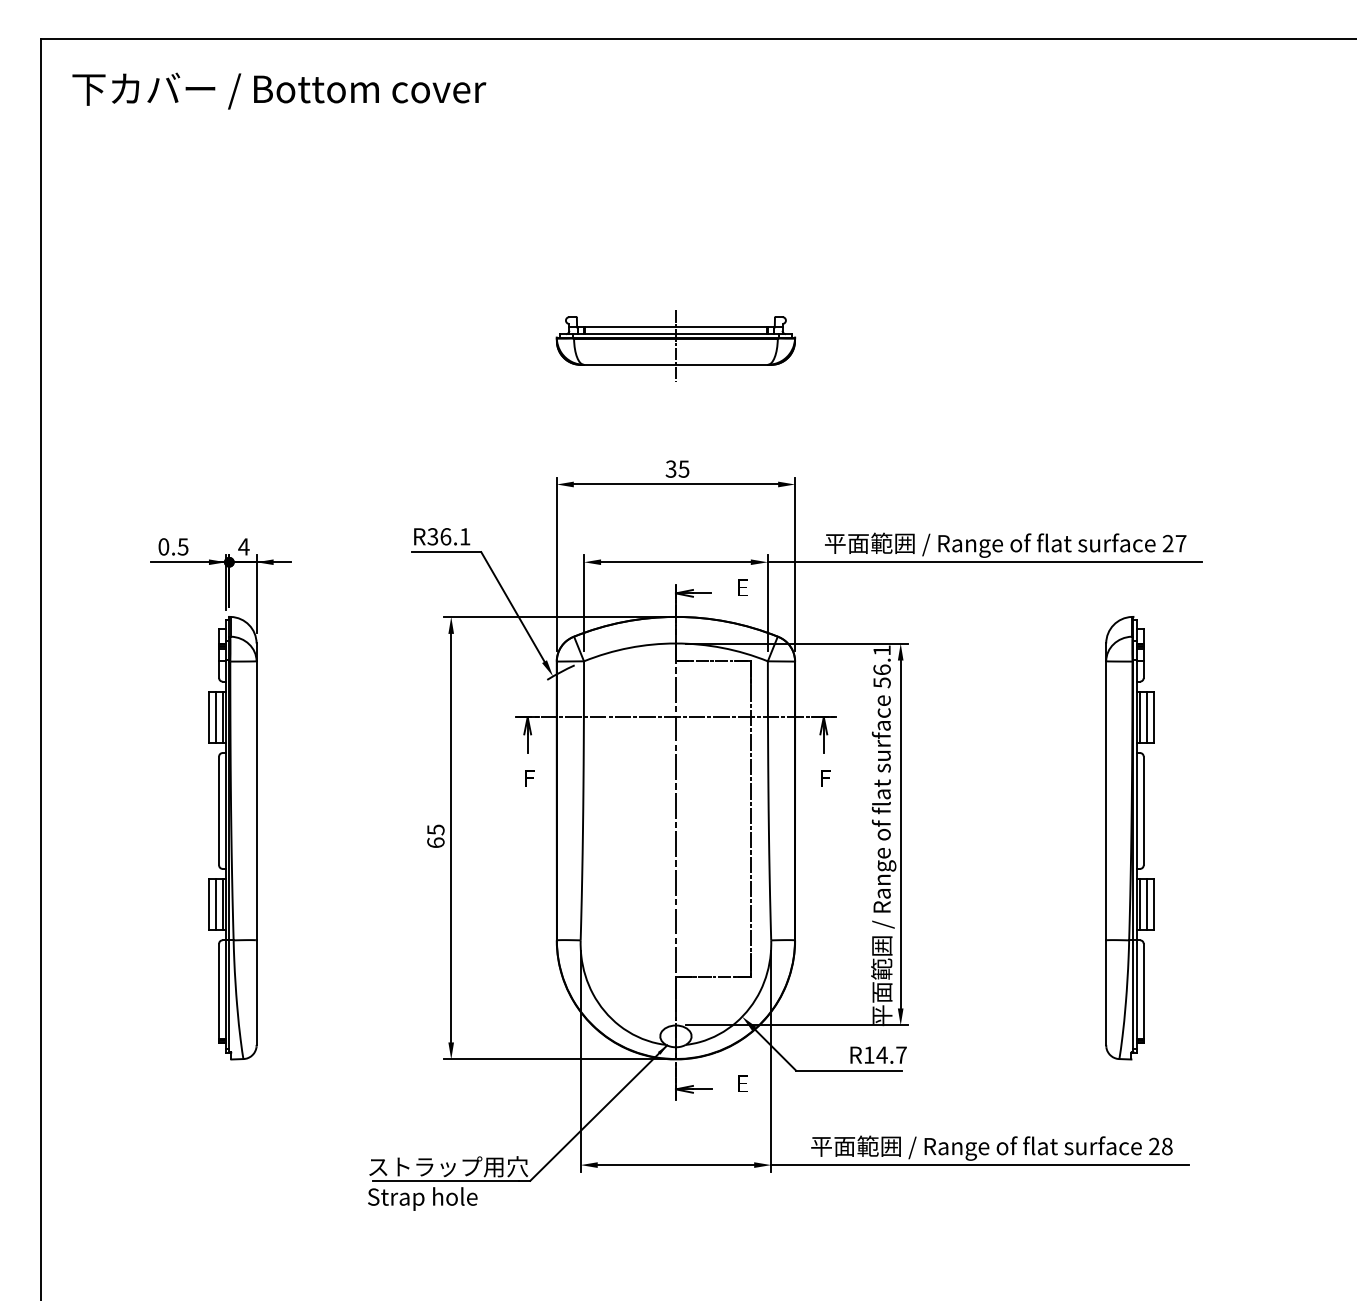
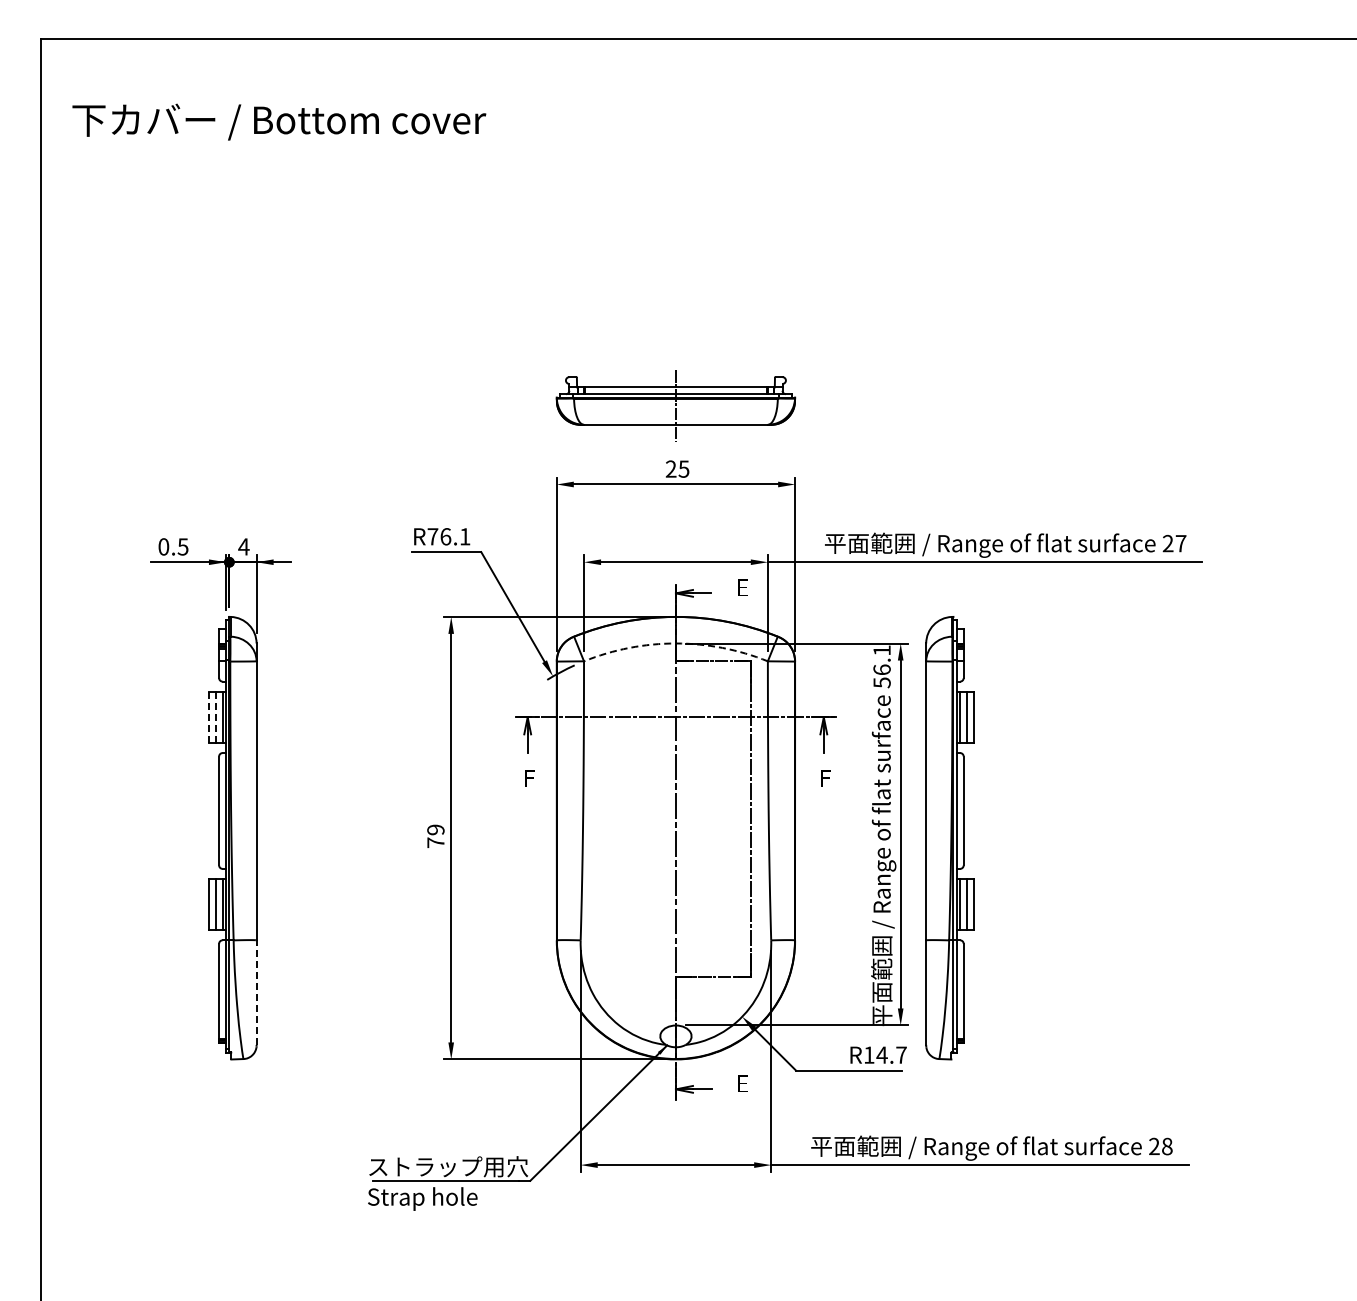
text position: (279, 90) -> (279, 121) (279, 121)
part position: (675, 345) -> (675, 405) (675, 405)
text: 35 -> 25 (670, 469)
text: R36.1 -> R76.1 (432, 536)
arc: solid -> dashed (675, 643)
line: solid -> dashed (208, 717)
line: solid -> dashed (215, 717)
text: 65 -> 79 (435, 836)
part position: (1129, 838) -> (949, 838) (949, 838)
line: solid -> dashed (256, 992)
